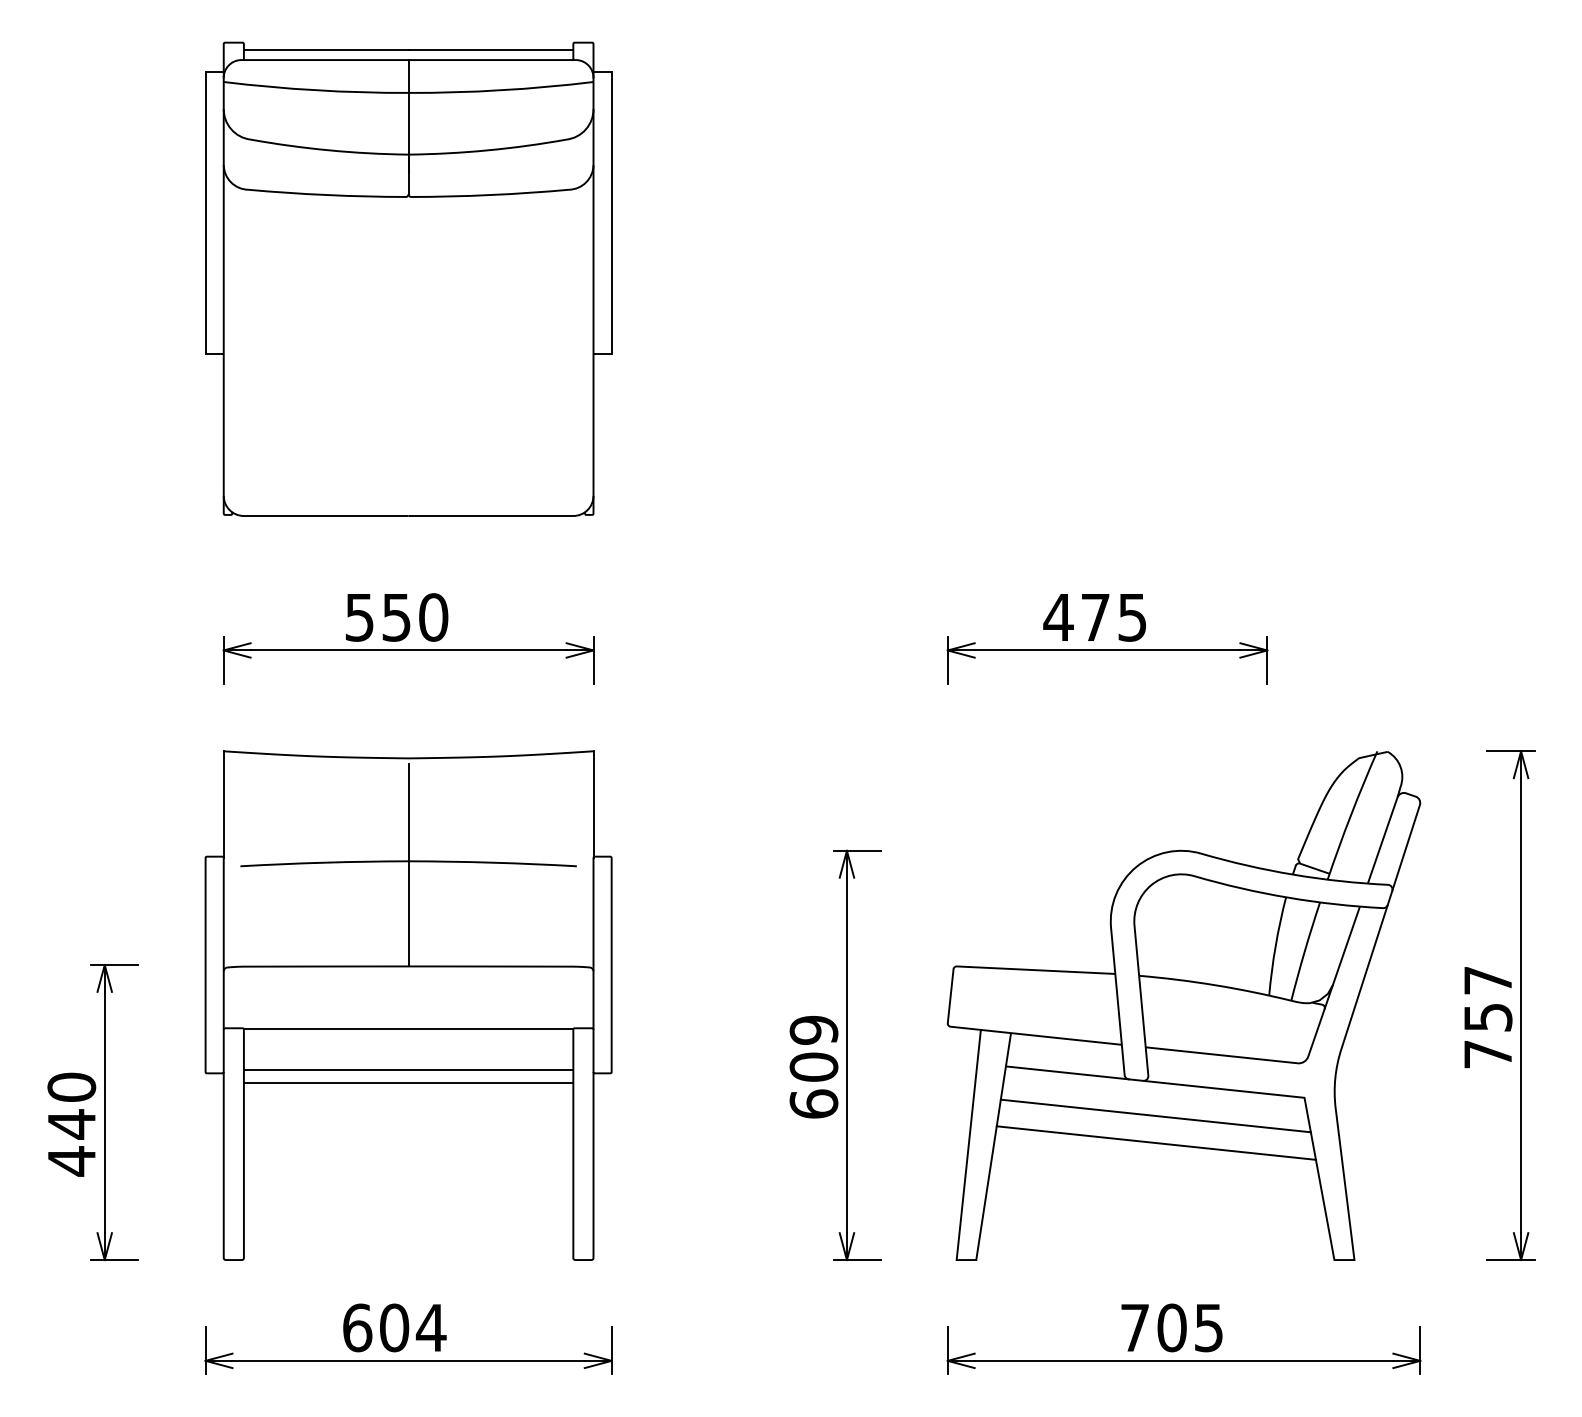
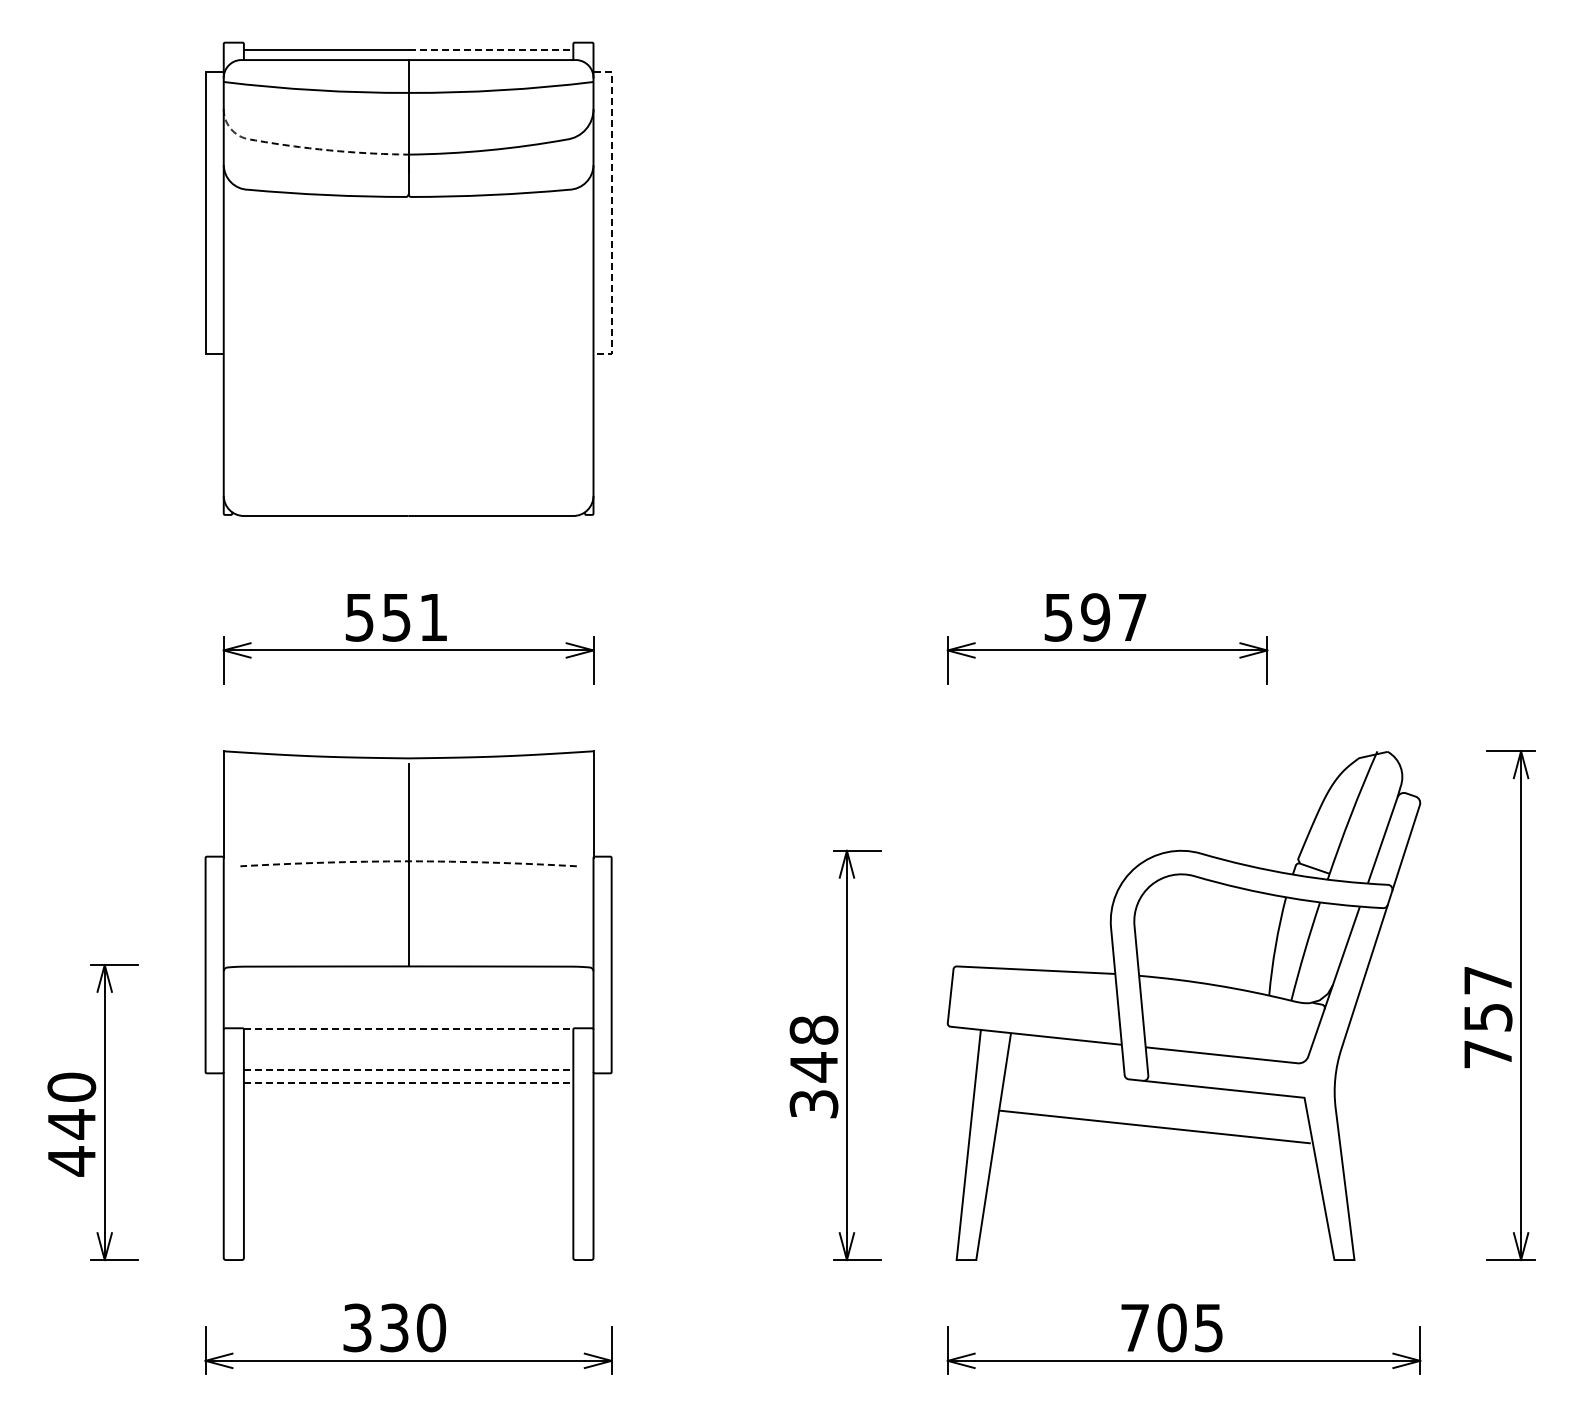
line: solid -> dashed (491, 49)
line: solid -> dashed (303, 147)
line: solid -> dashed (611, 212)
text: 550 -> 551 (433, 617)
text: 475 -> 597 (1094, 617)
line: solid -> dashed (408, 861)
line: solid -> dashed (408, 1029)
text: 609 -> 348 (813, 1066)
line: solid -> dashed (408, 1070)
line: present -> none (1066, 1072)
line: solid -> dashed (408, 1082)
line position: (1155, 1115) -> (1154, 1126) (1154, 1126)
line: present -> none (1155, 1142)
text: 604 -> 330 (394, 1327)
